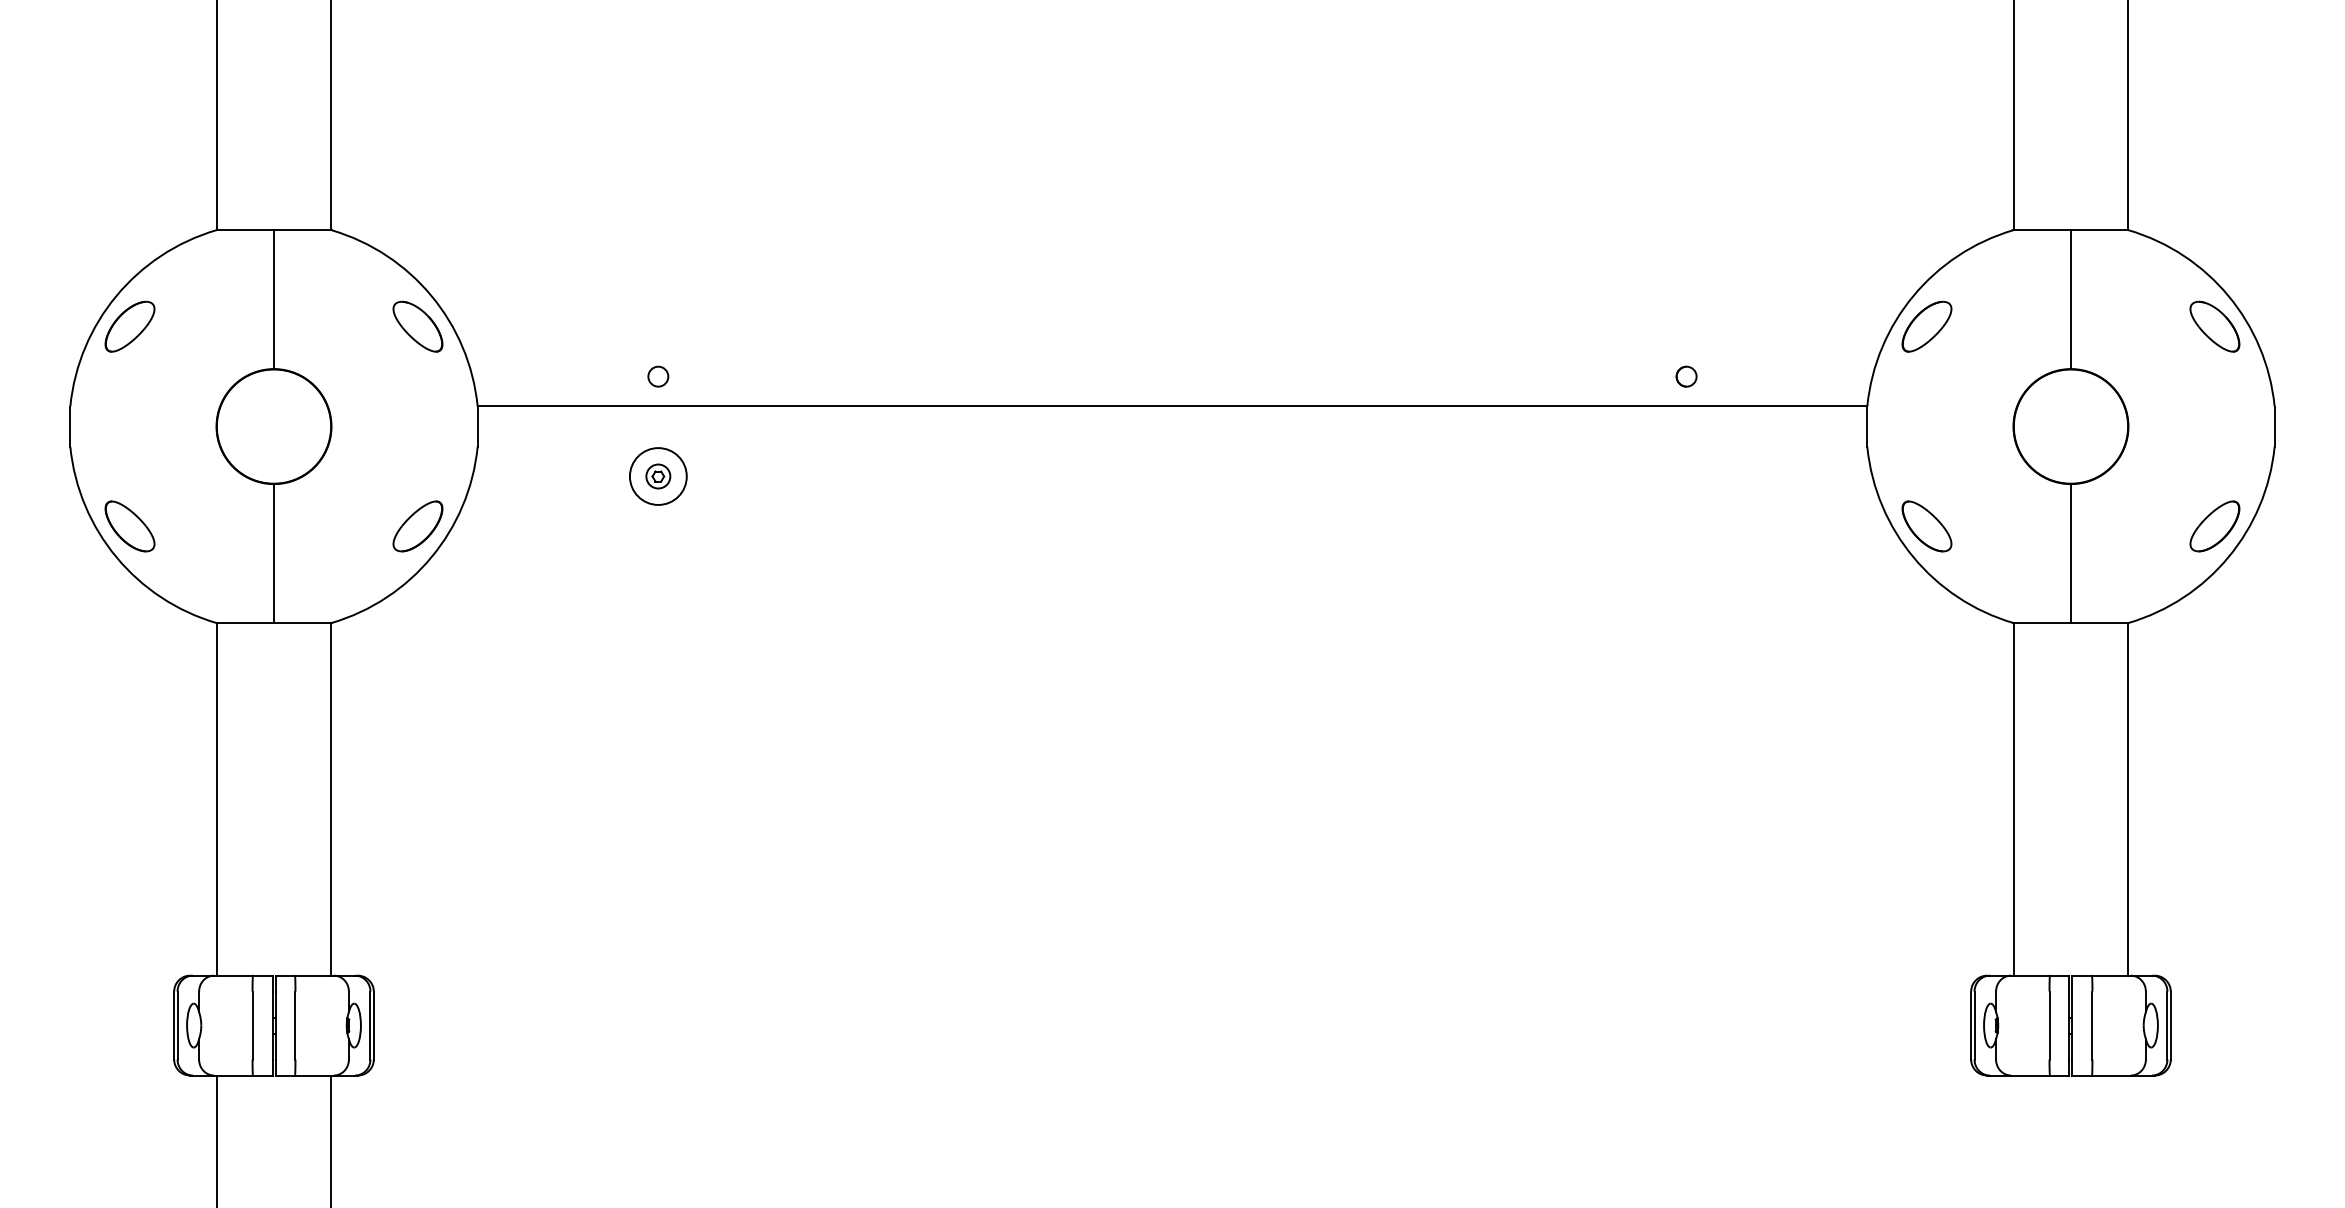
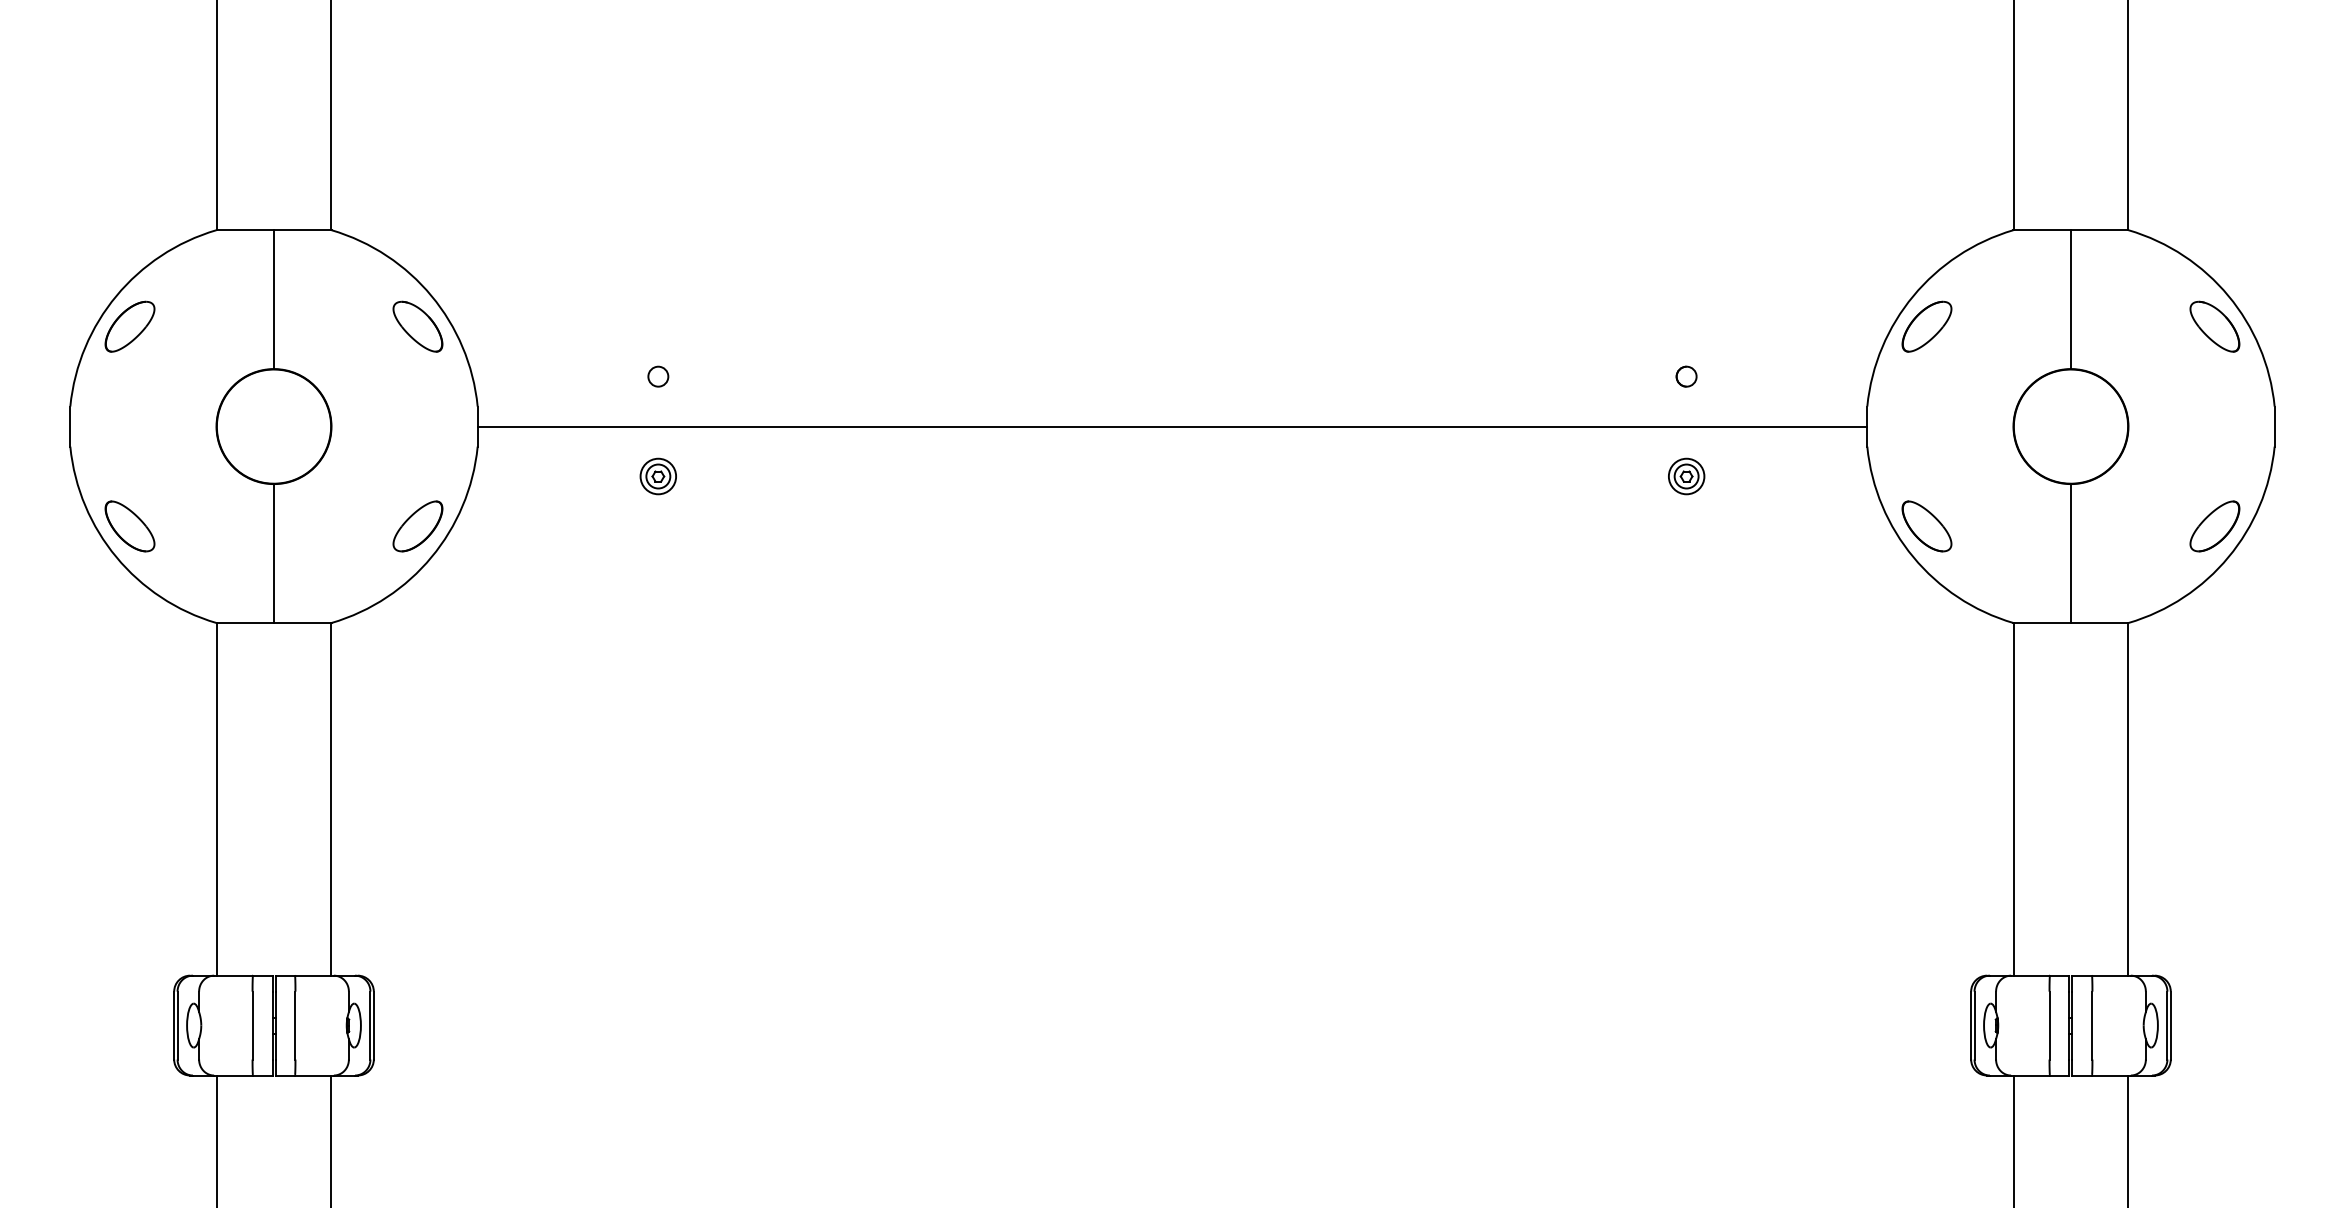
line position: (1172, 405) -> (1172, 426) (1172, 426)
circle diameter: 57 px -> 36 px (658, 476)
part: none -> present (1686, 476)
line: none -> present (2014, 1139)
line: none -> present (2127, 1139)
